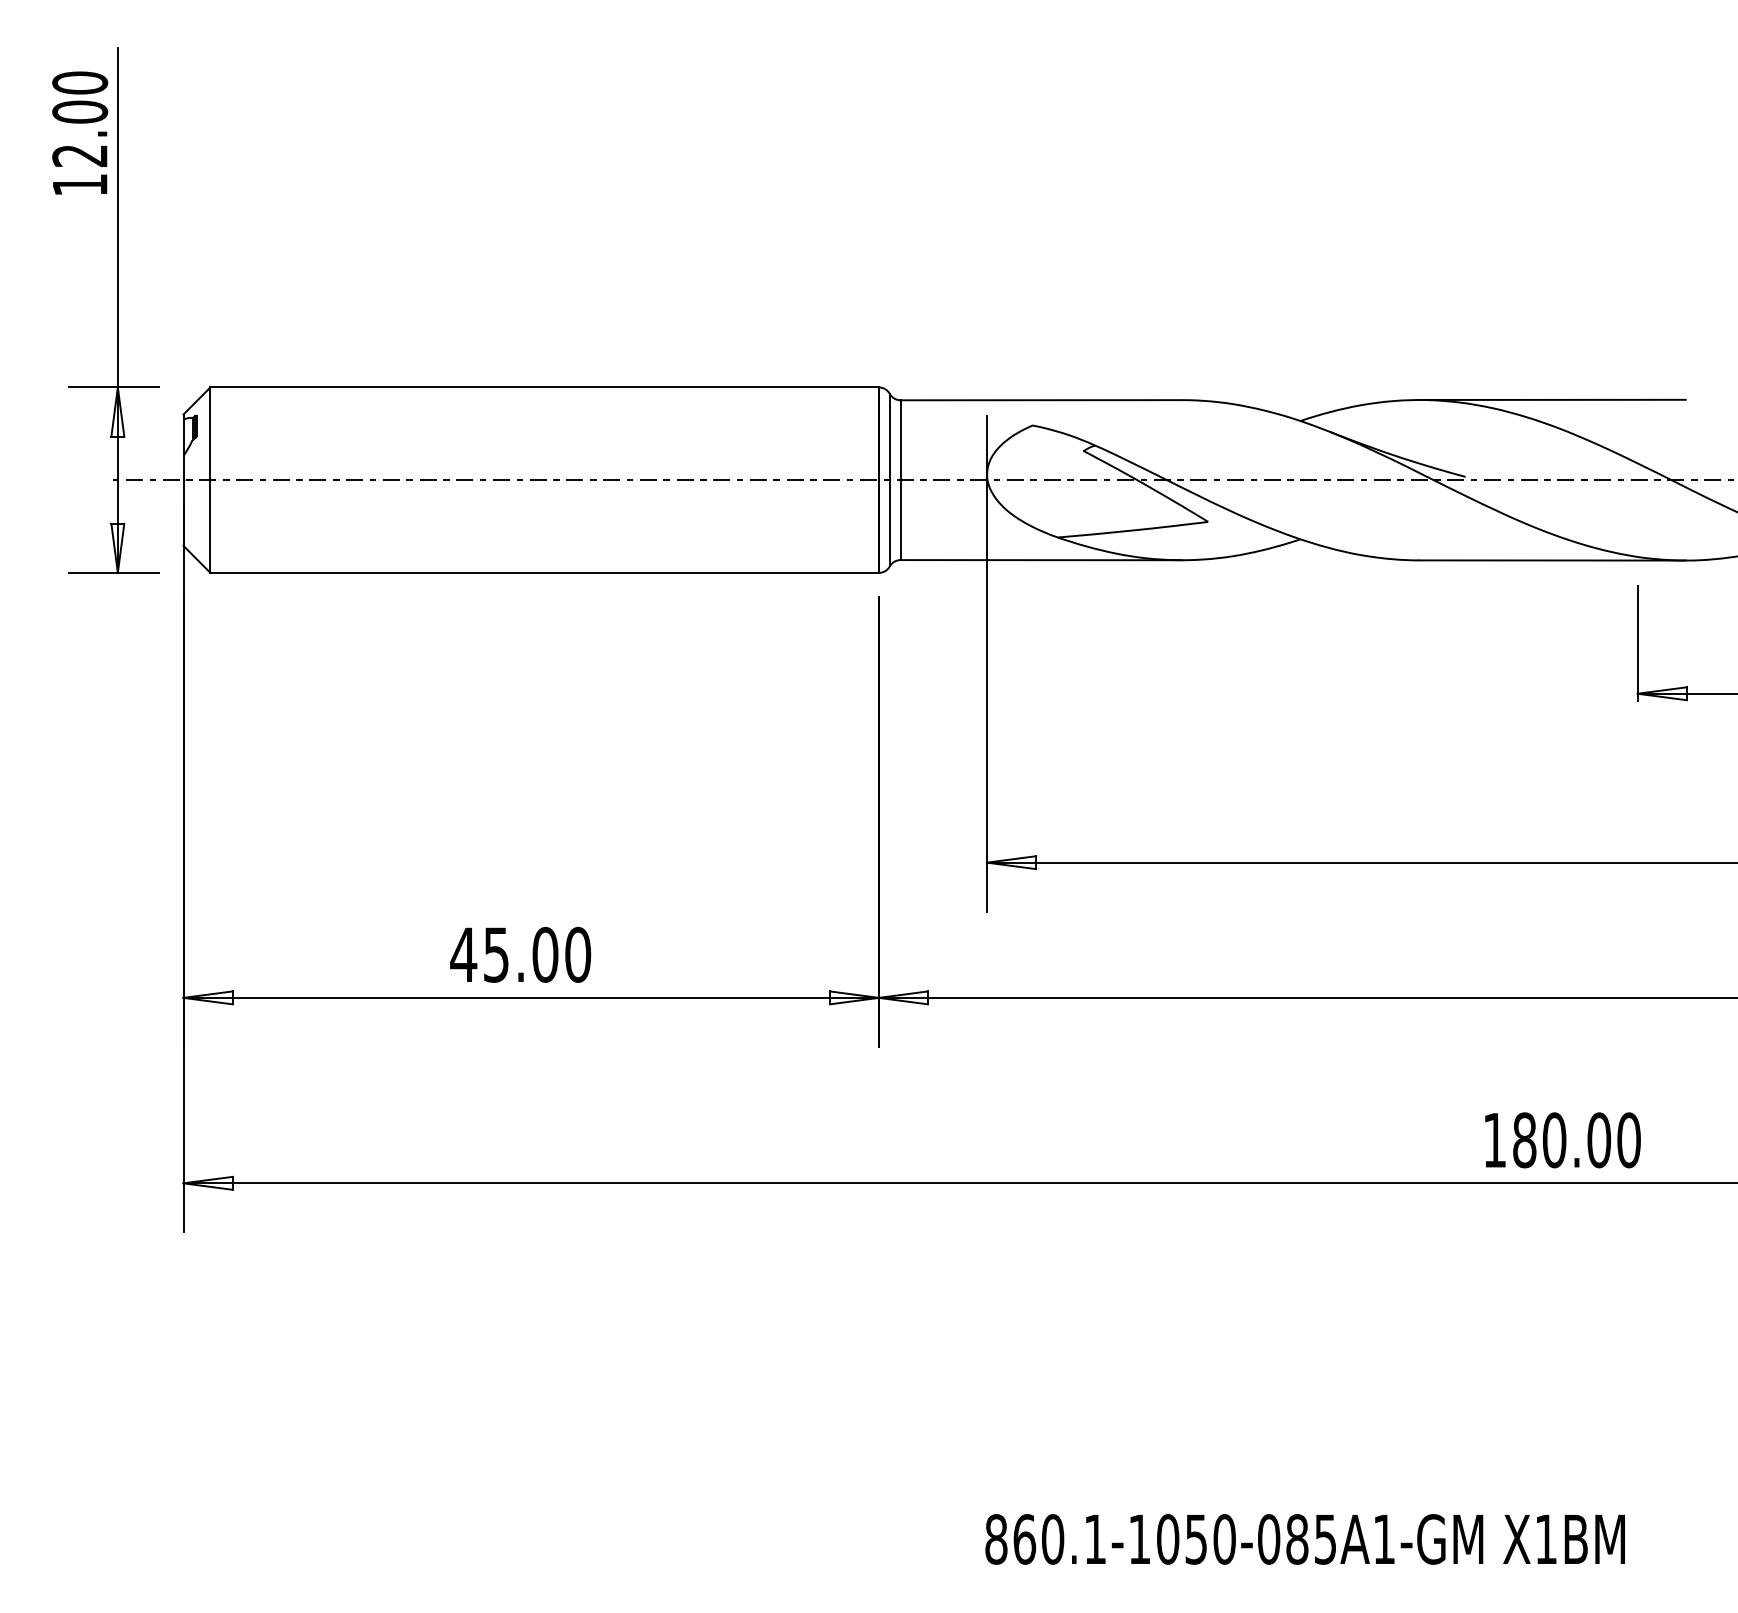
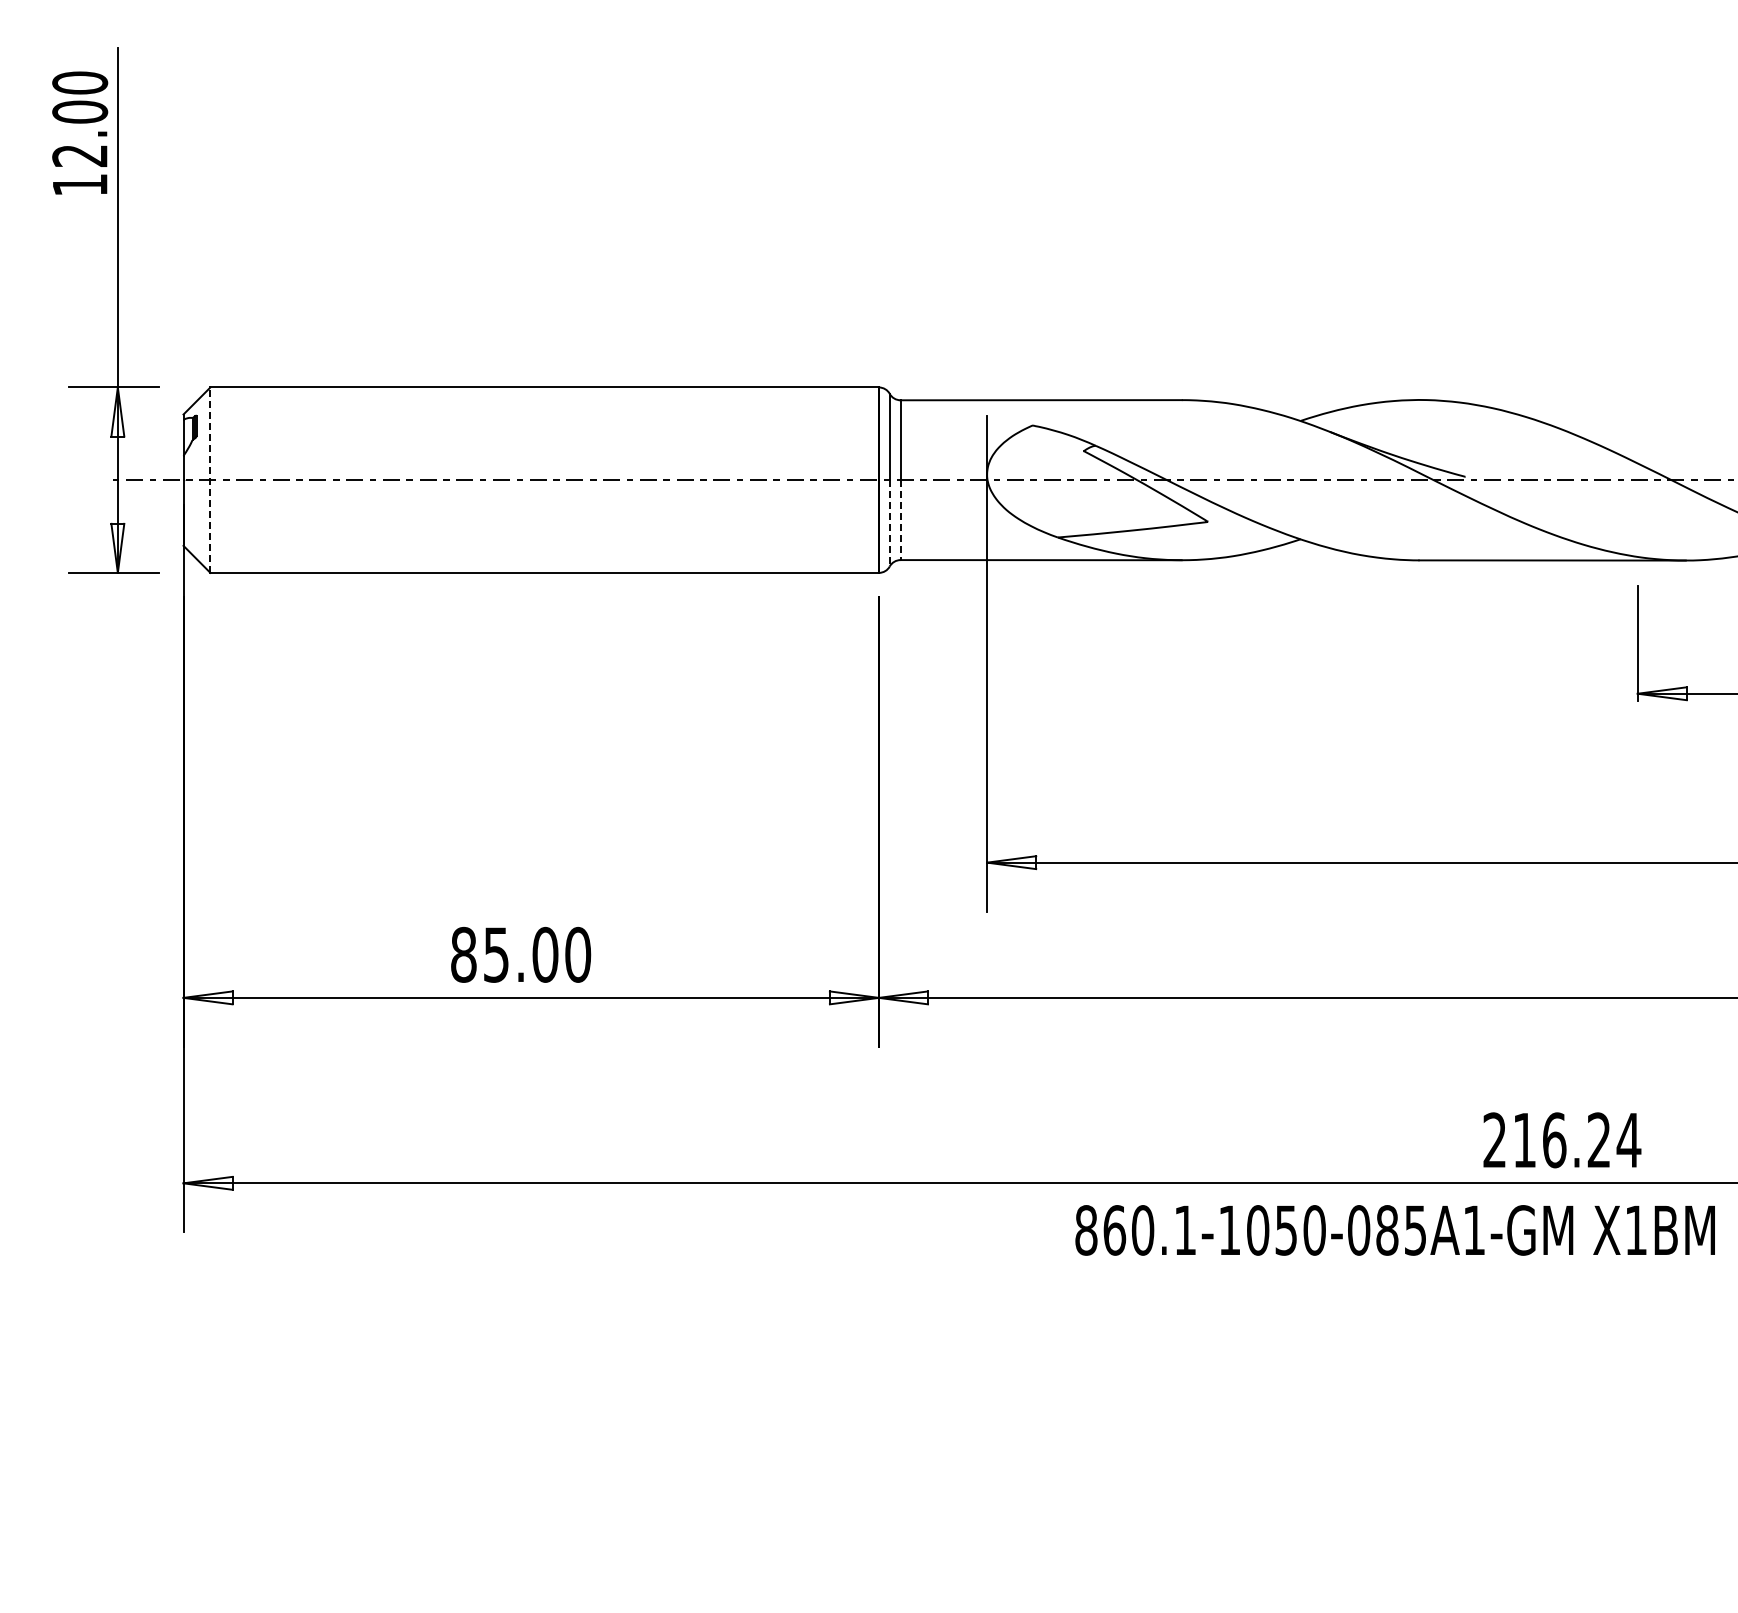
line: present -> none (1552, 399)
line: solid -> dashed (210, 480)
line: solid -> dashed (900, 520)
line: solid -> dashed (889, 523)
text: 45.00 -> 85.00 (463, 954)
text: 180.00 -> 216.24 (1562, 1140)
text position: (1304, 1539) -> (1394, 1230) (1394, 1230)
